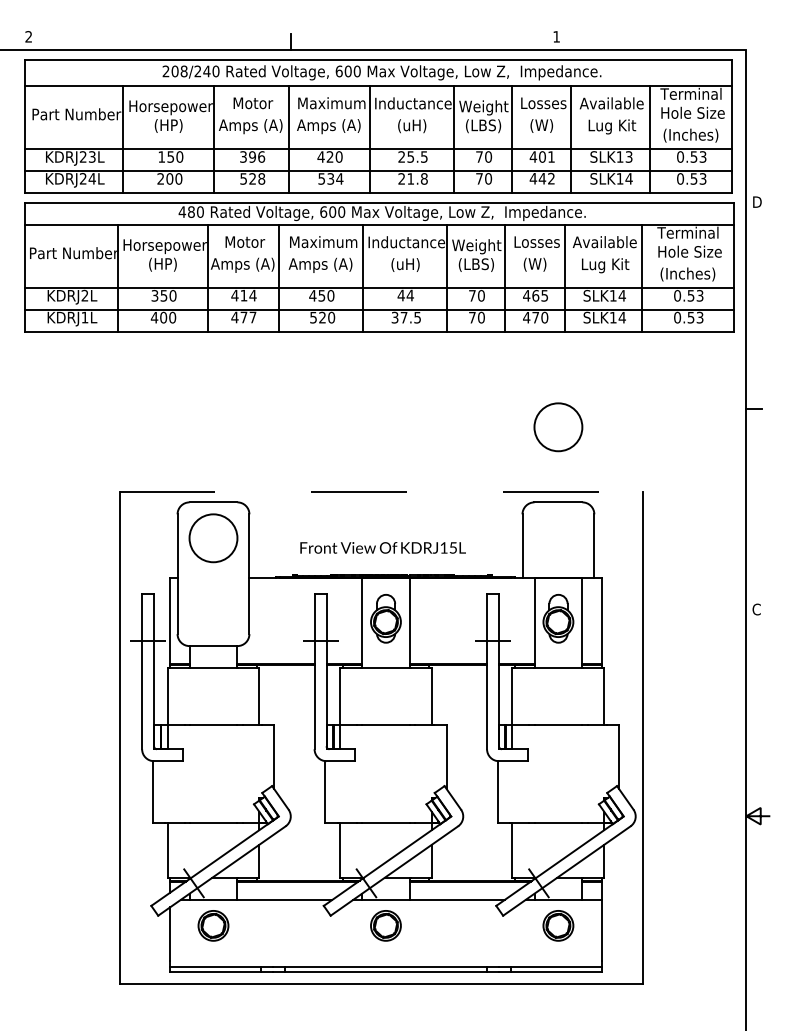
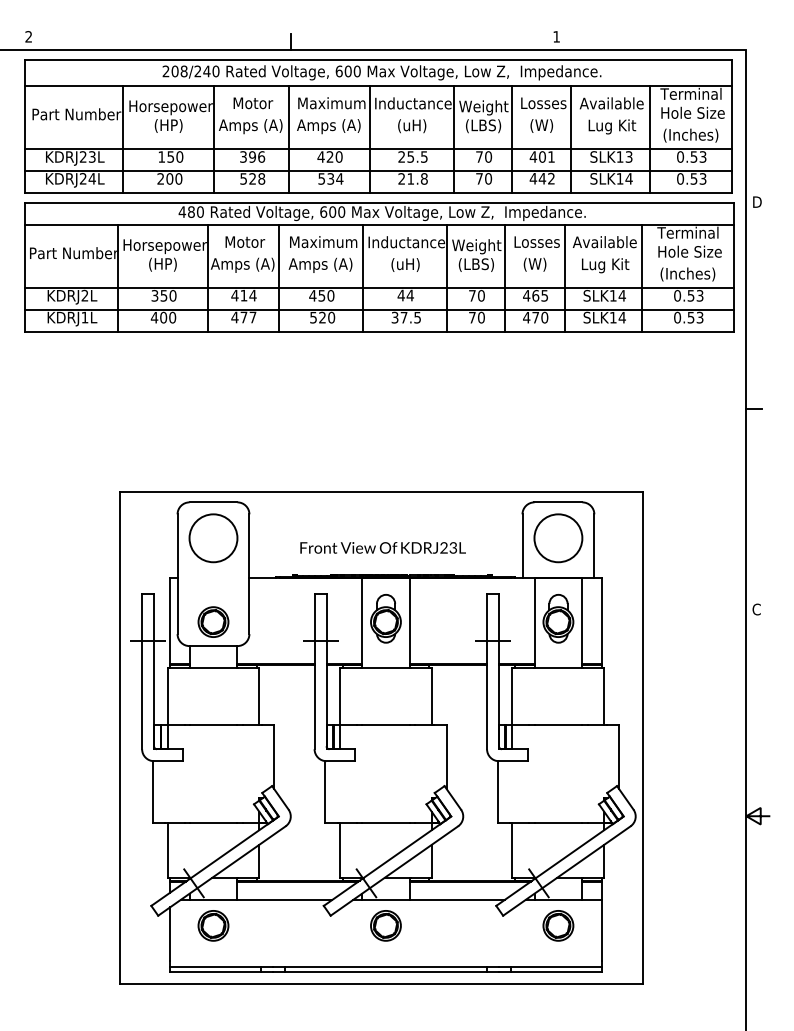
circle position: (558, 427) -> (558, 538) (558, 538)
line: dashed -> solid (381, 491)
text: KDRJ15L -> KDRJ23L (448, 547)
part: none -> present (213, 621)
